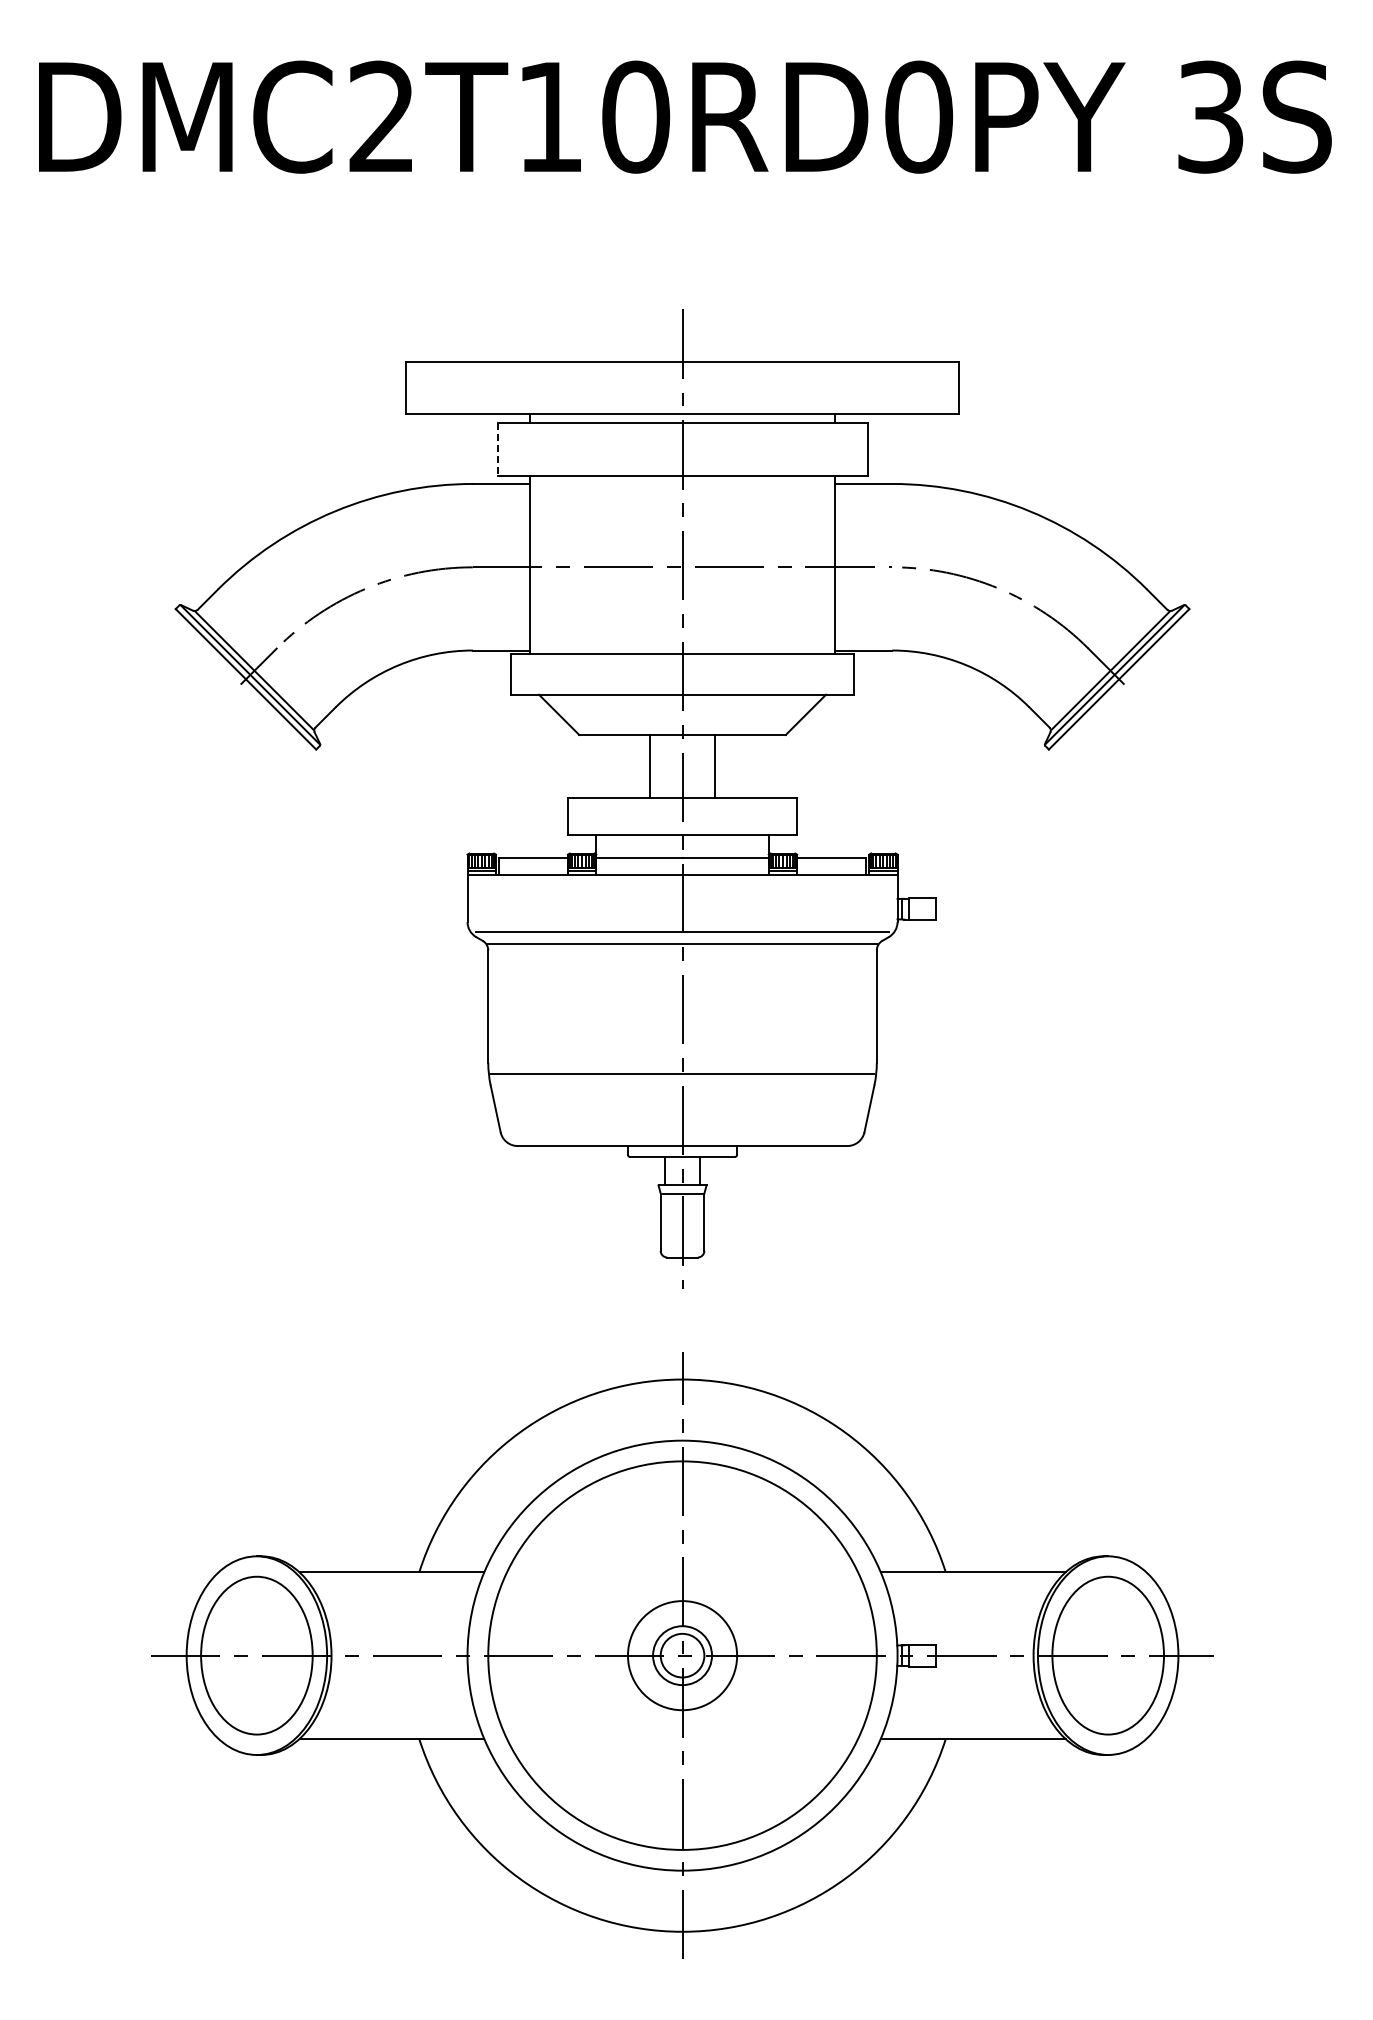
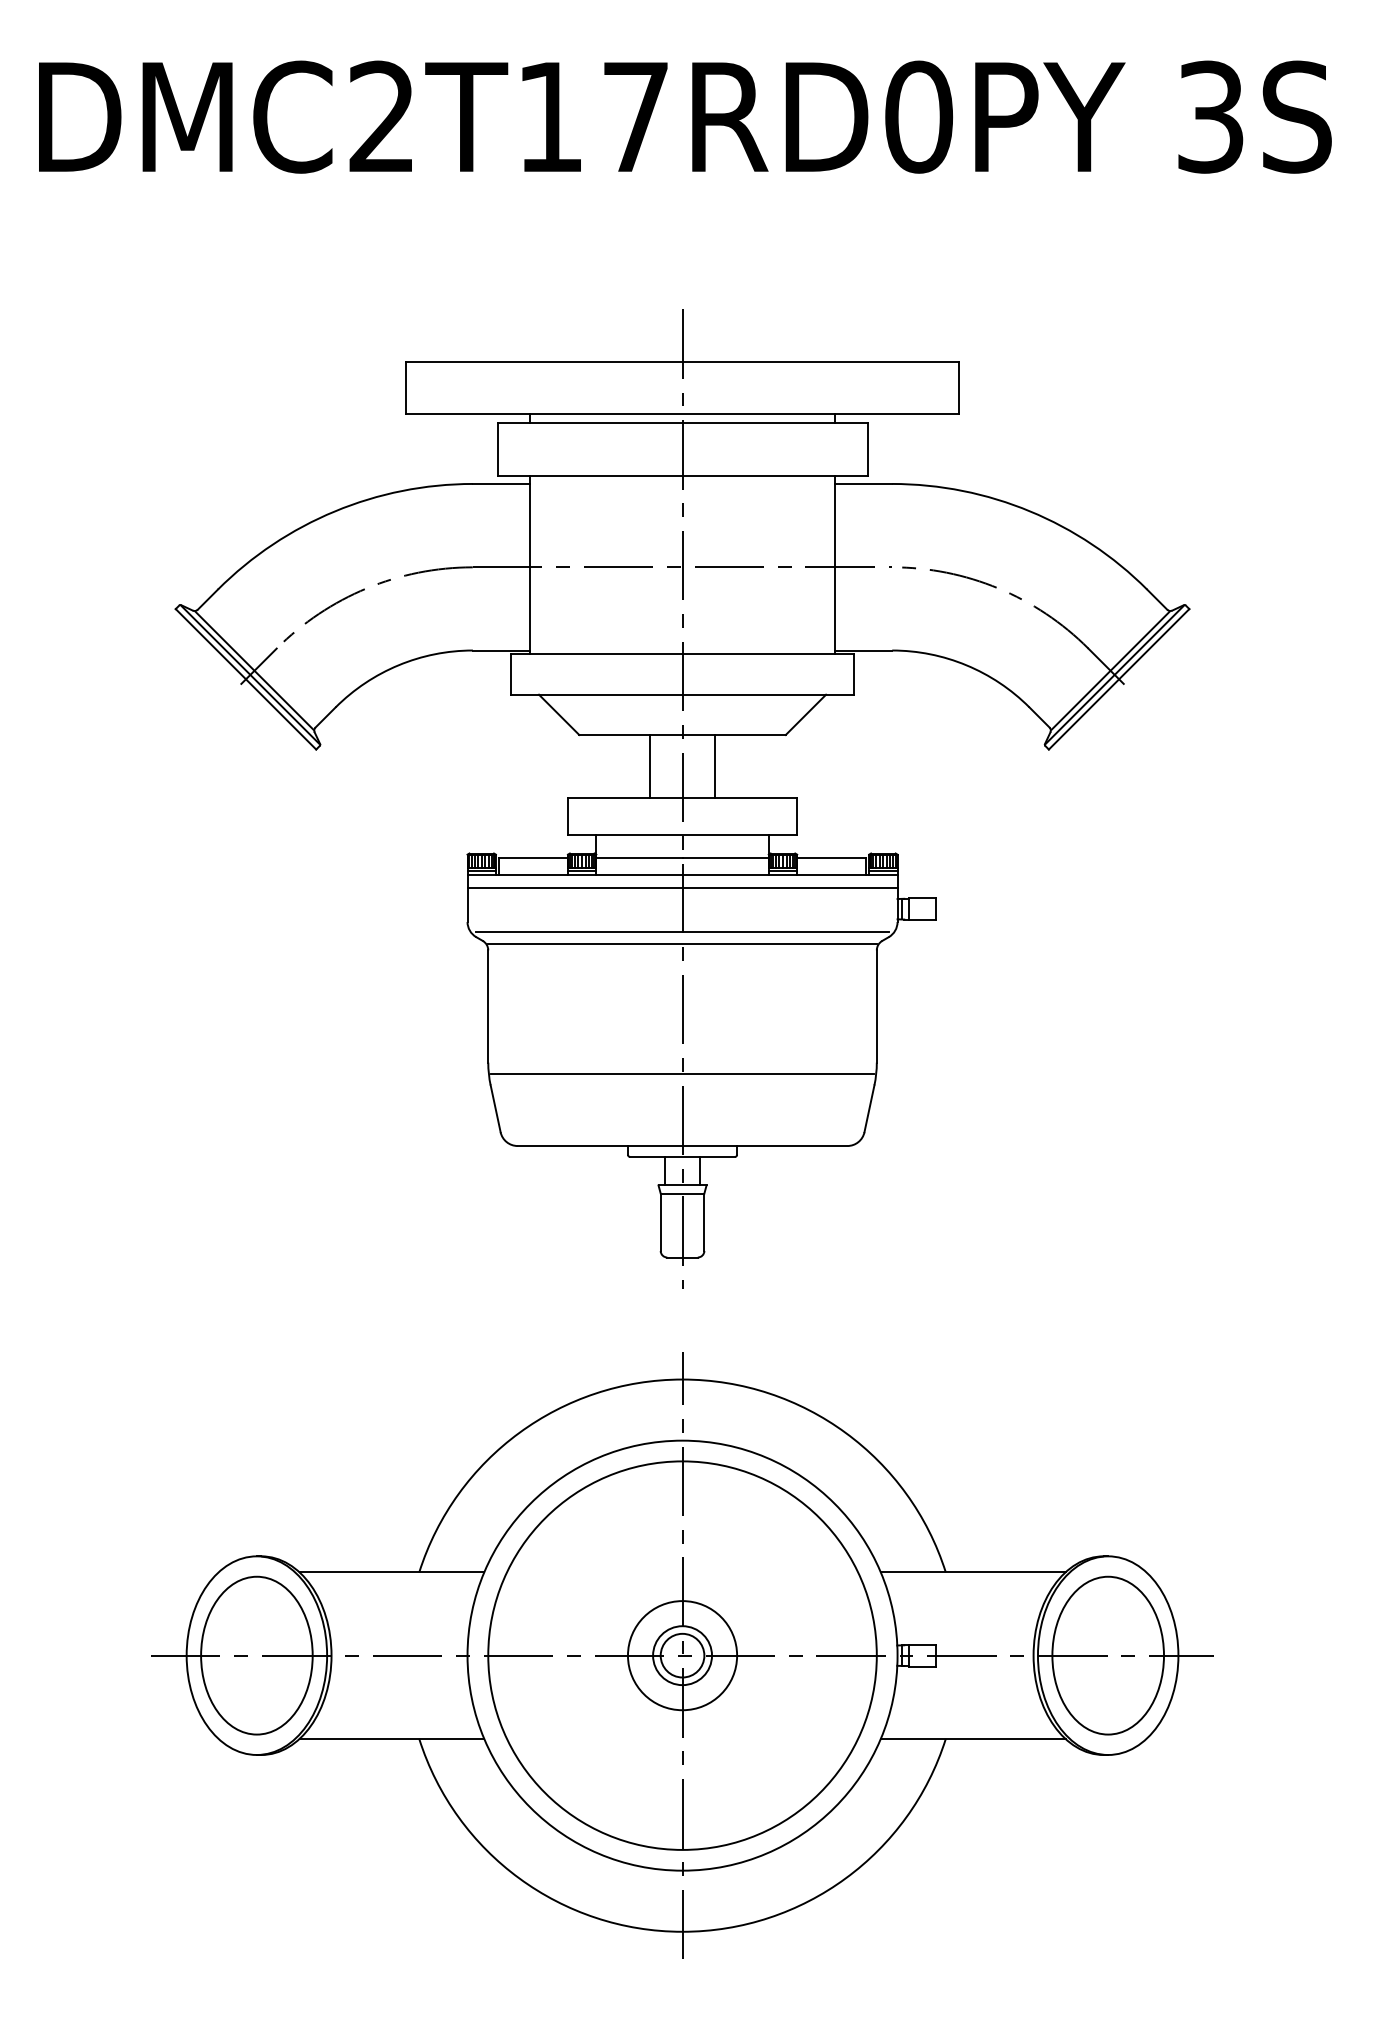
text: DMC2T10RD0PY -> DMC2T17RD0PY (636, 116)
line: dashed -> solid (497, 449)
line: none -> present (682, 888)
